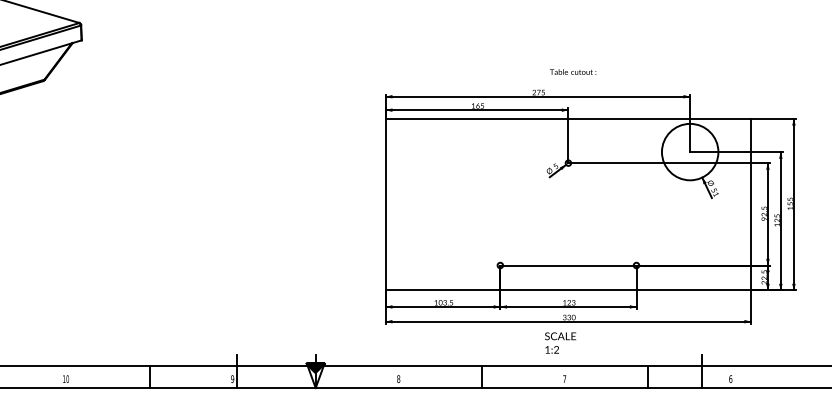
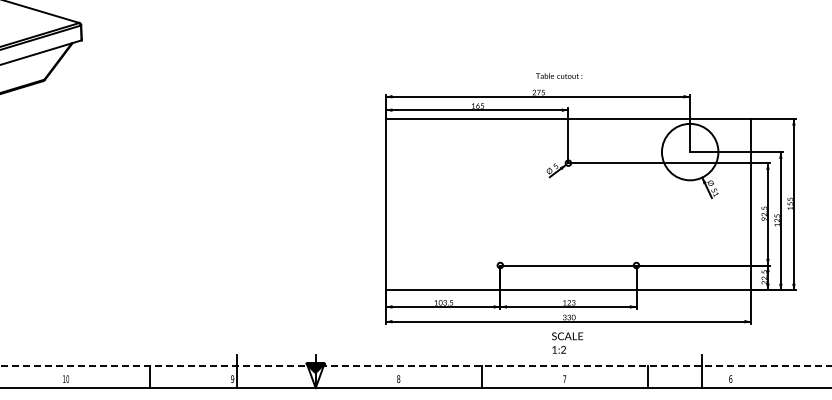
text position: (573, 71) -> (559, 75) (559, 75)
text position: (560, 342) -> (567, 342) (567, 342)
line: solid -> dashed (416, 365)
